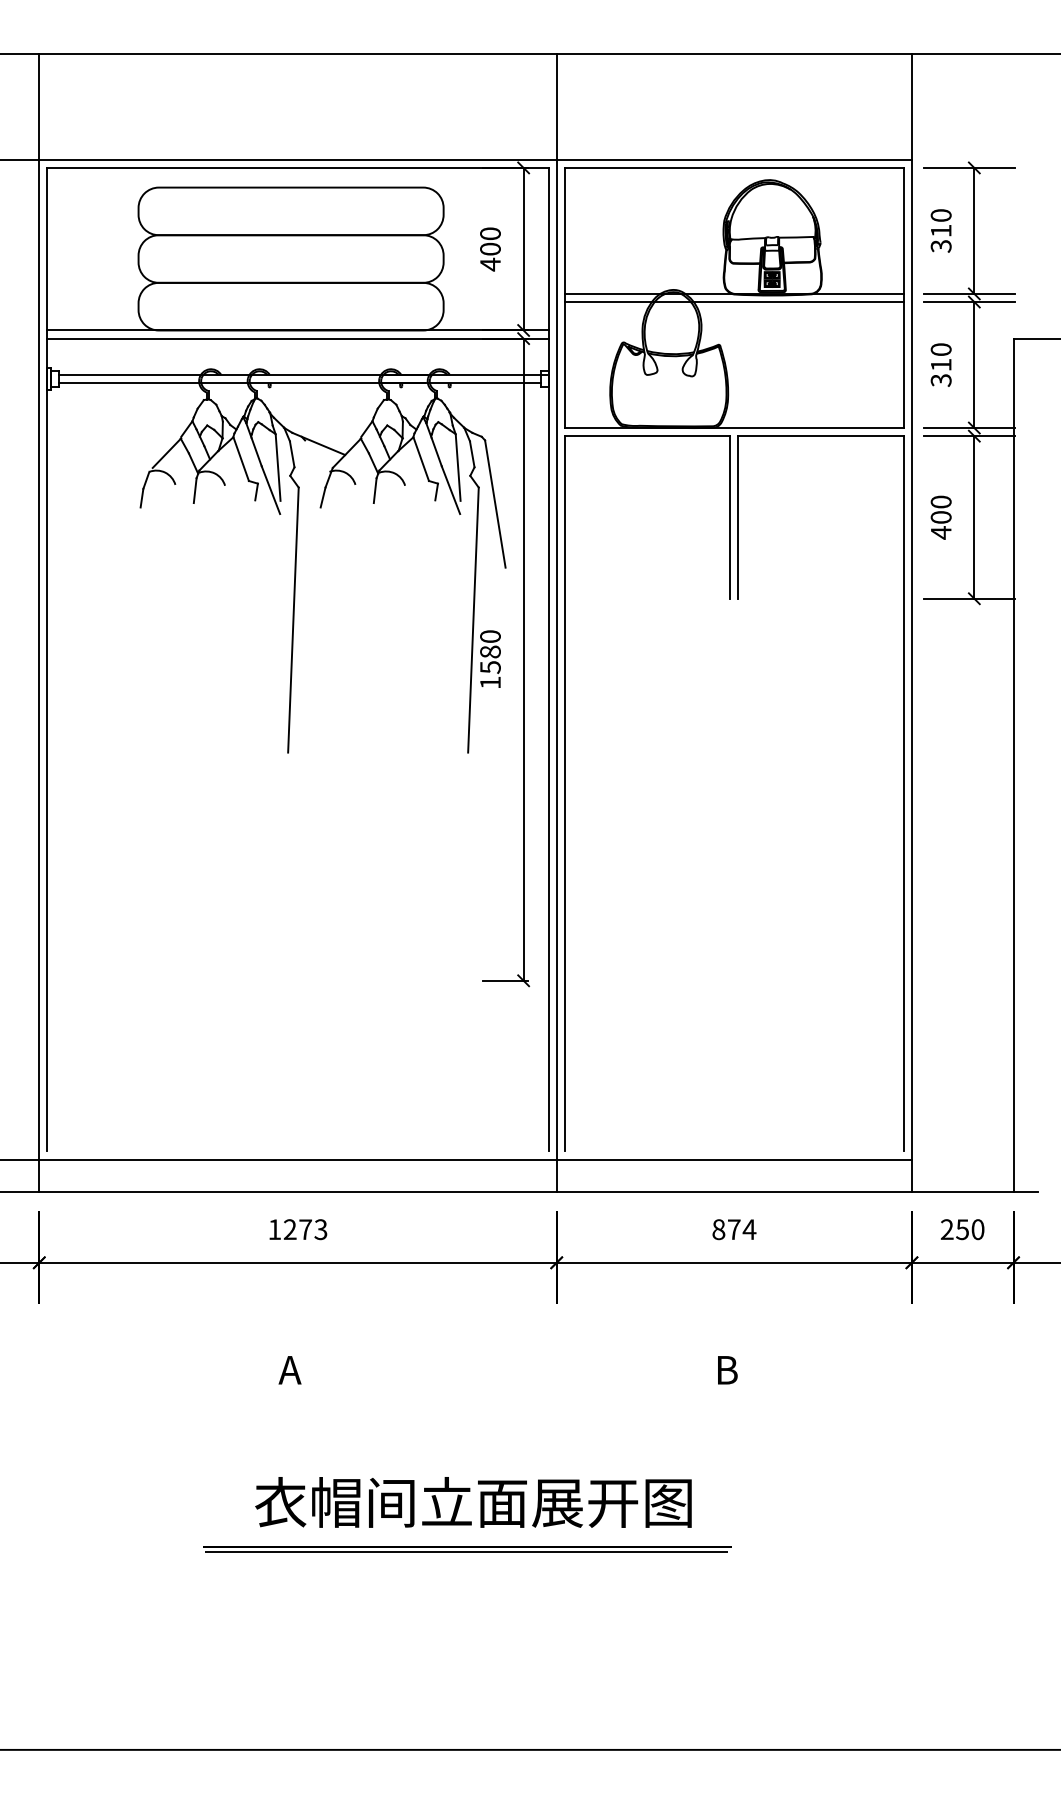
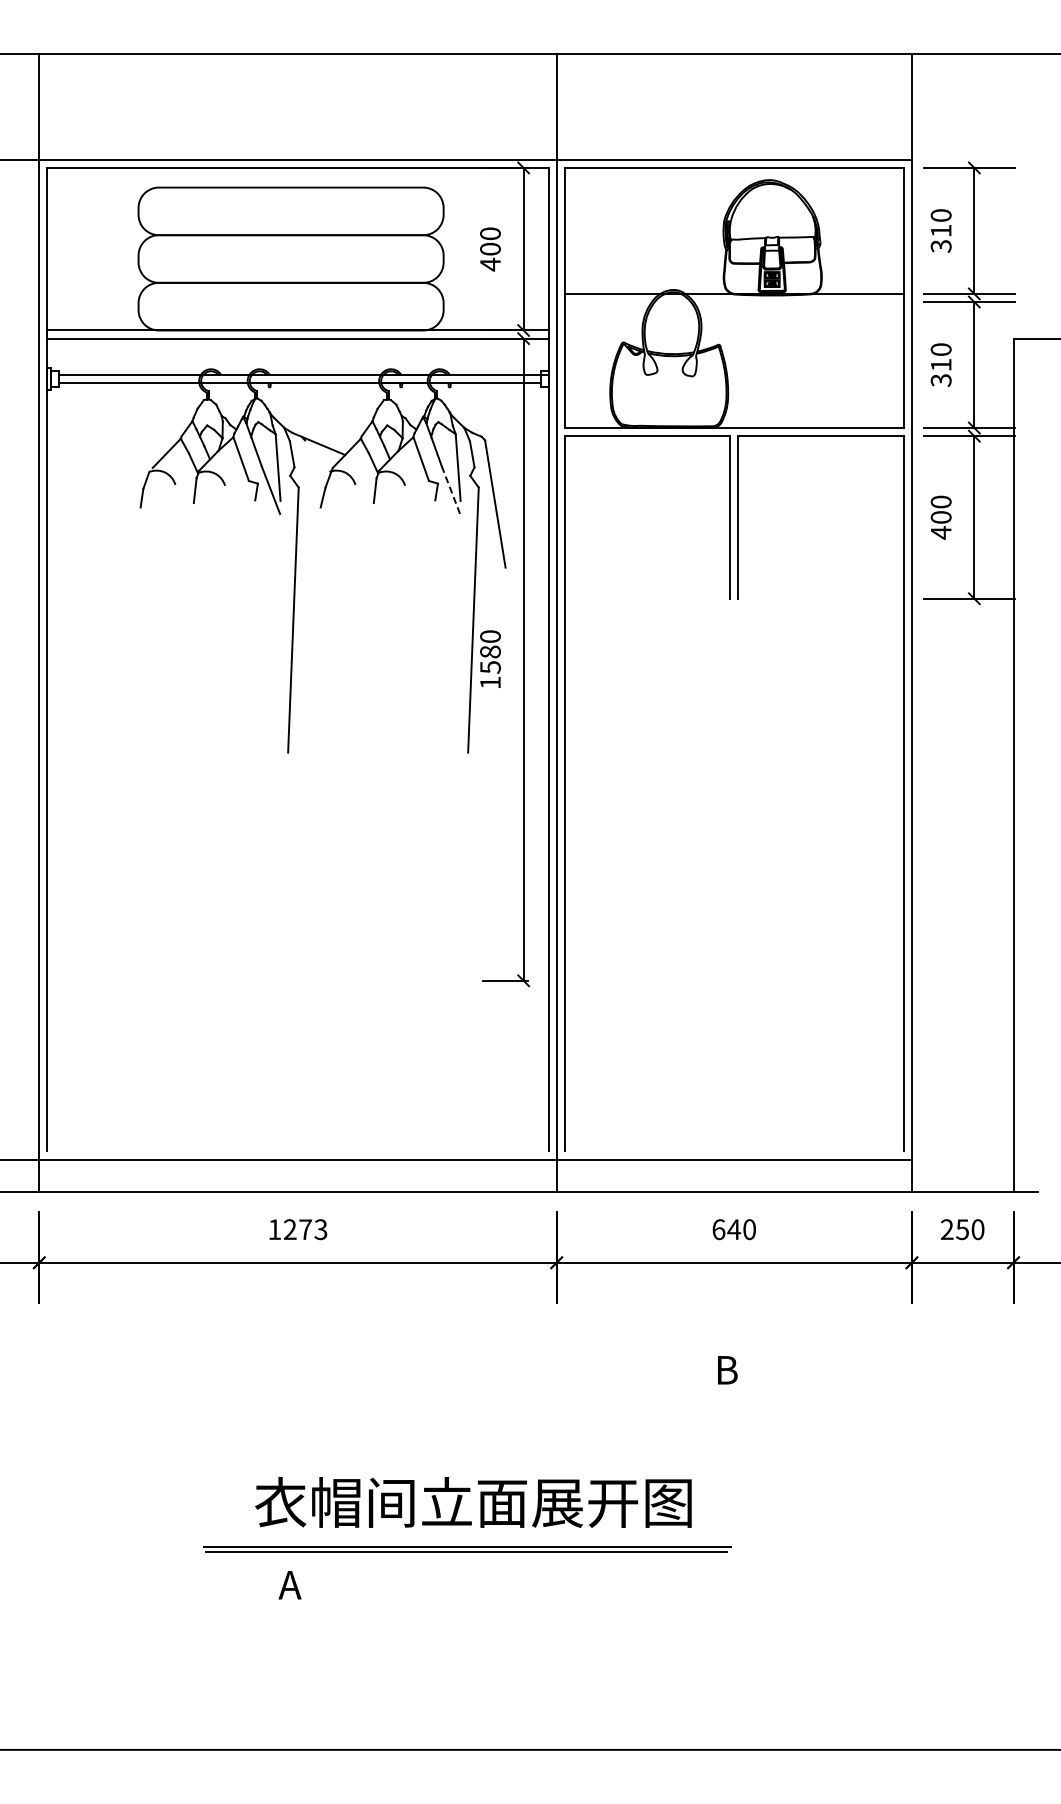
line: present -> none (733, 302)
line: solid -> dashed (450, 490)
text: 874 -> 640 (734, 1229)
text position: (289, 1370) -> (289, 1585) (289, 1585)
